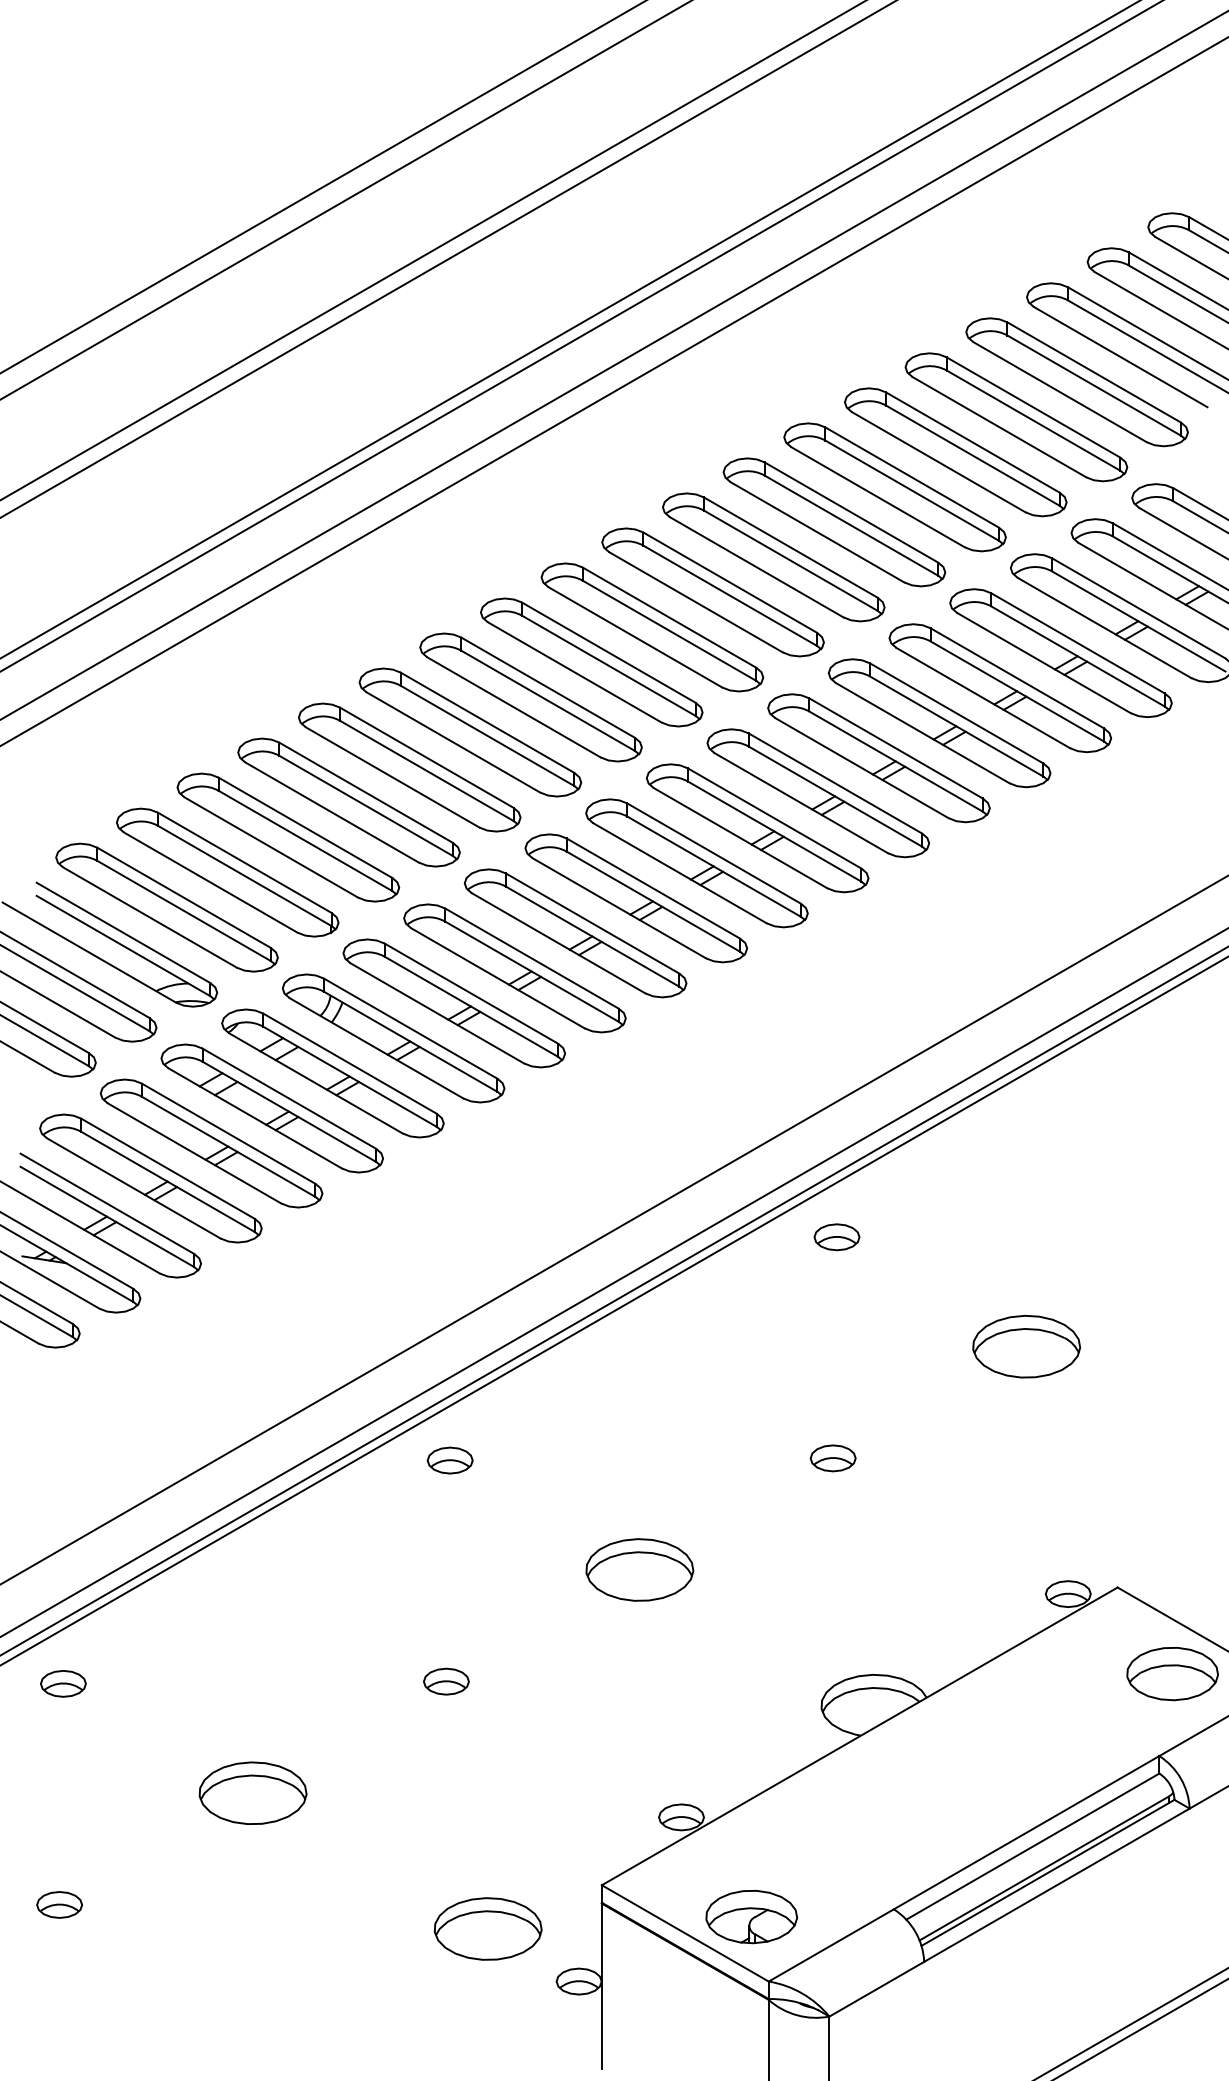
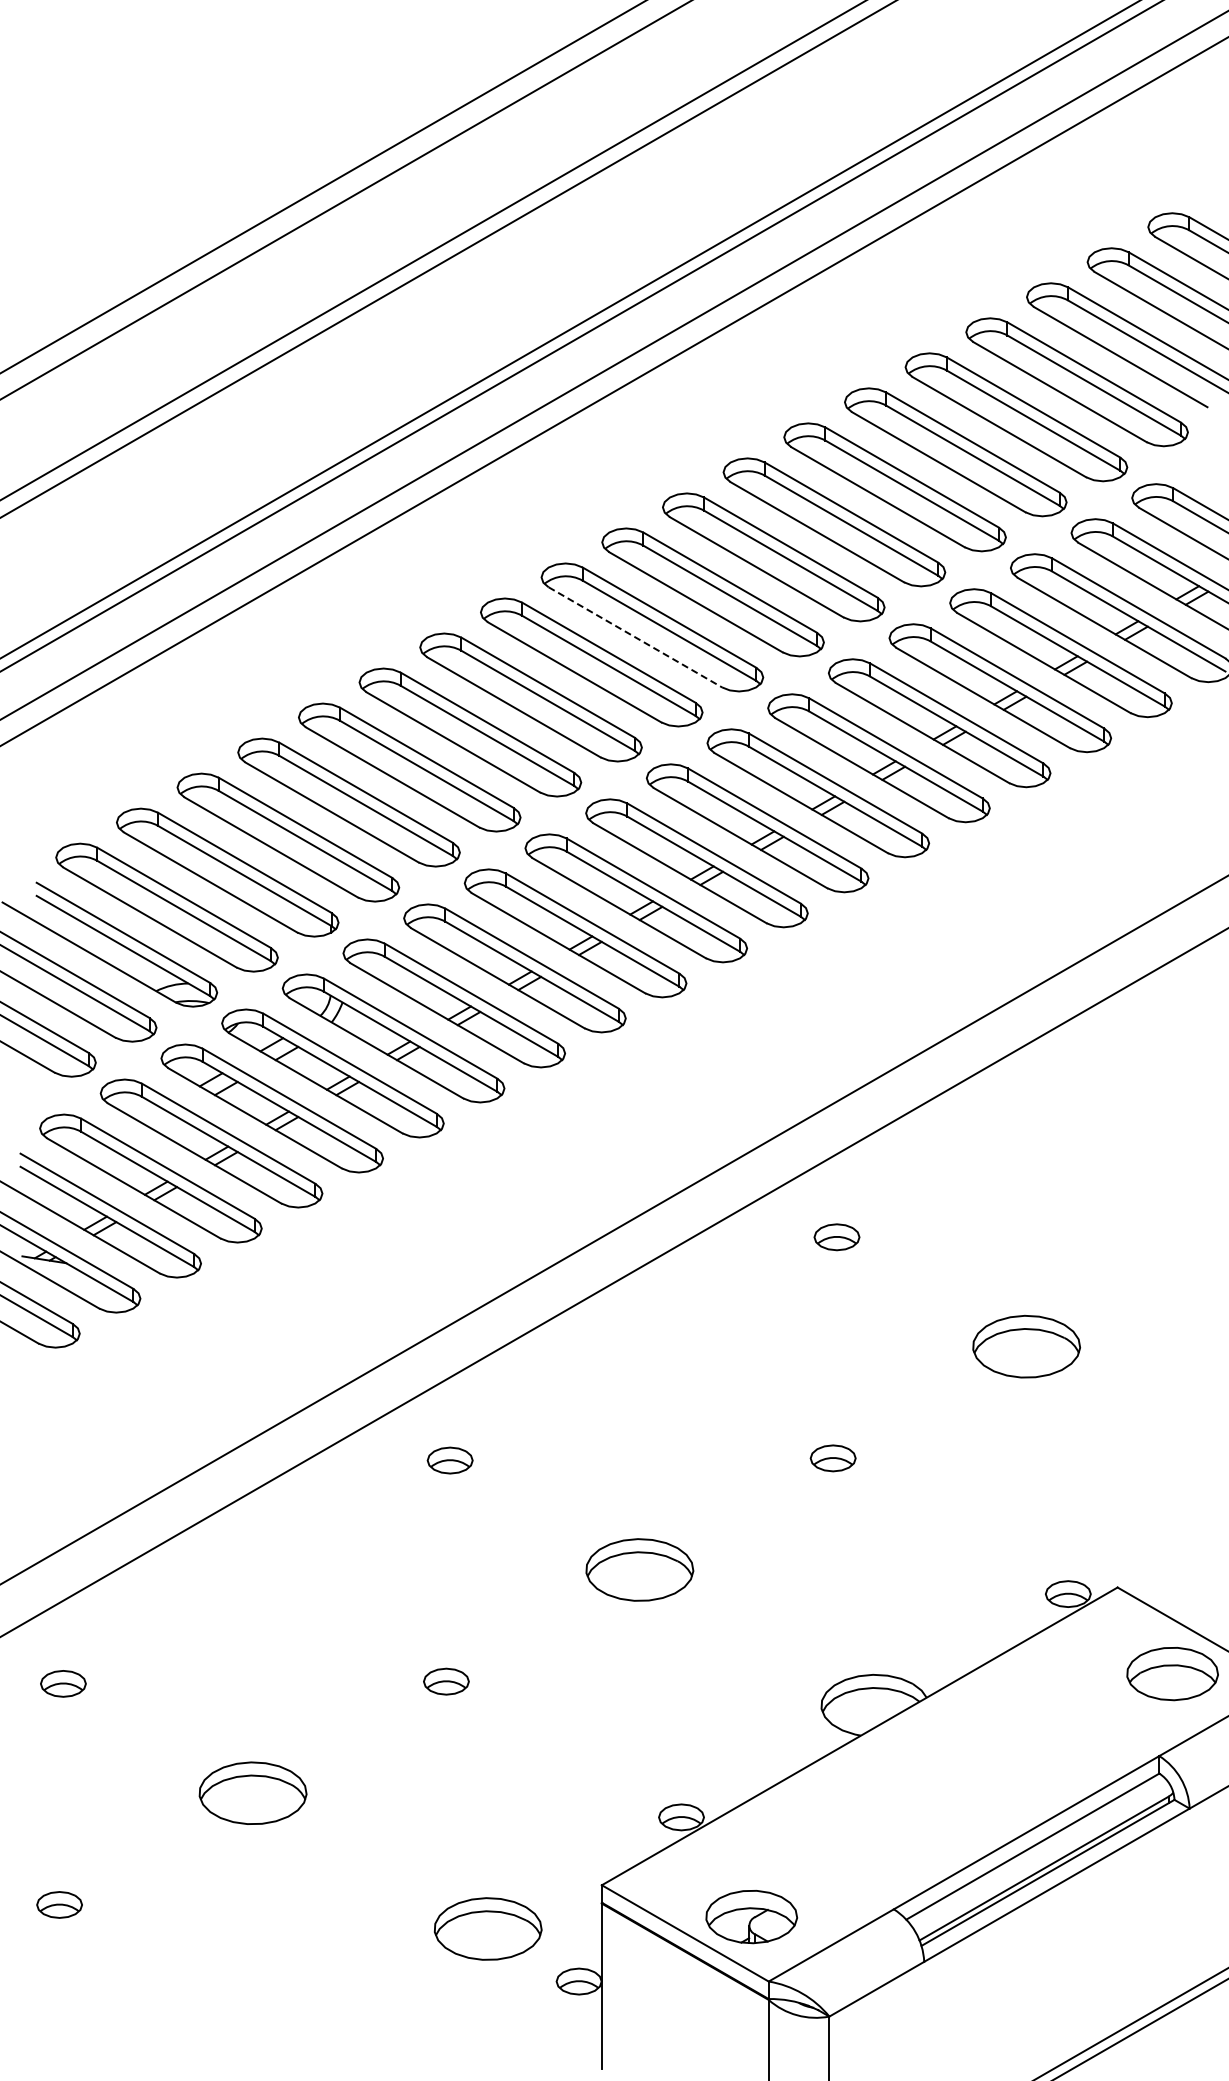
line: solid -> dashed (635, 637)
line: present -> none (613, 1301)
line: present -> none (613, 1311)
